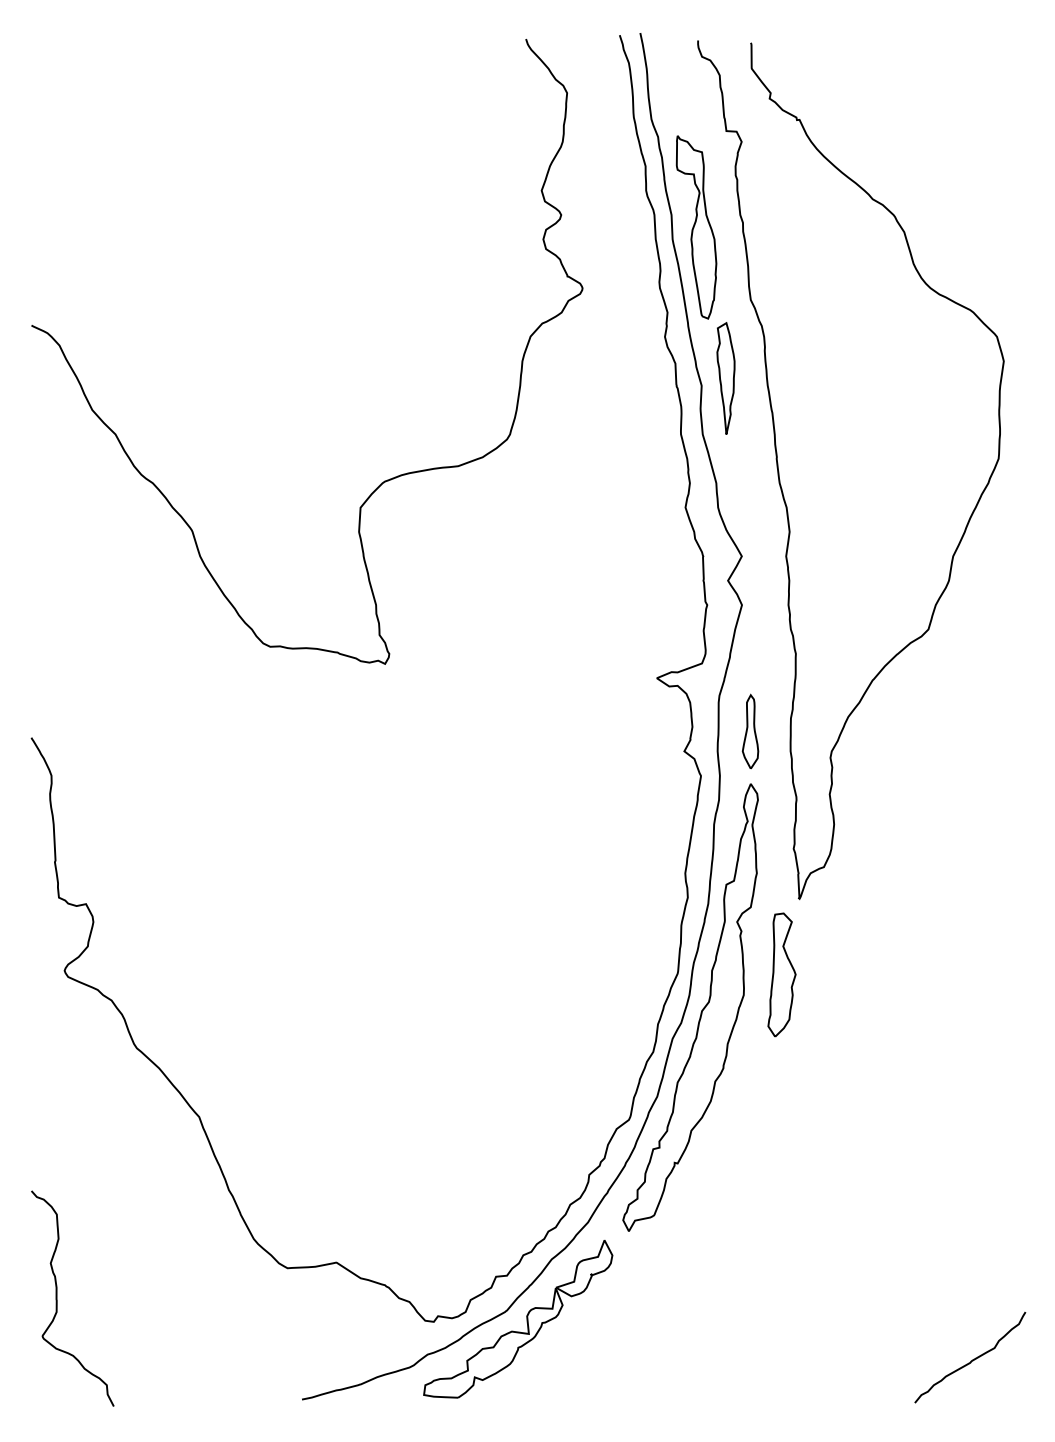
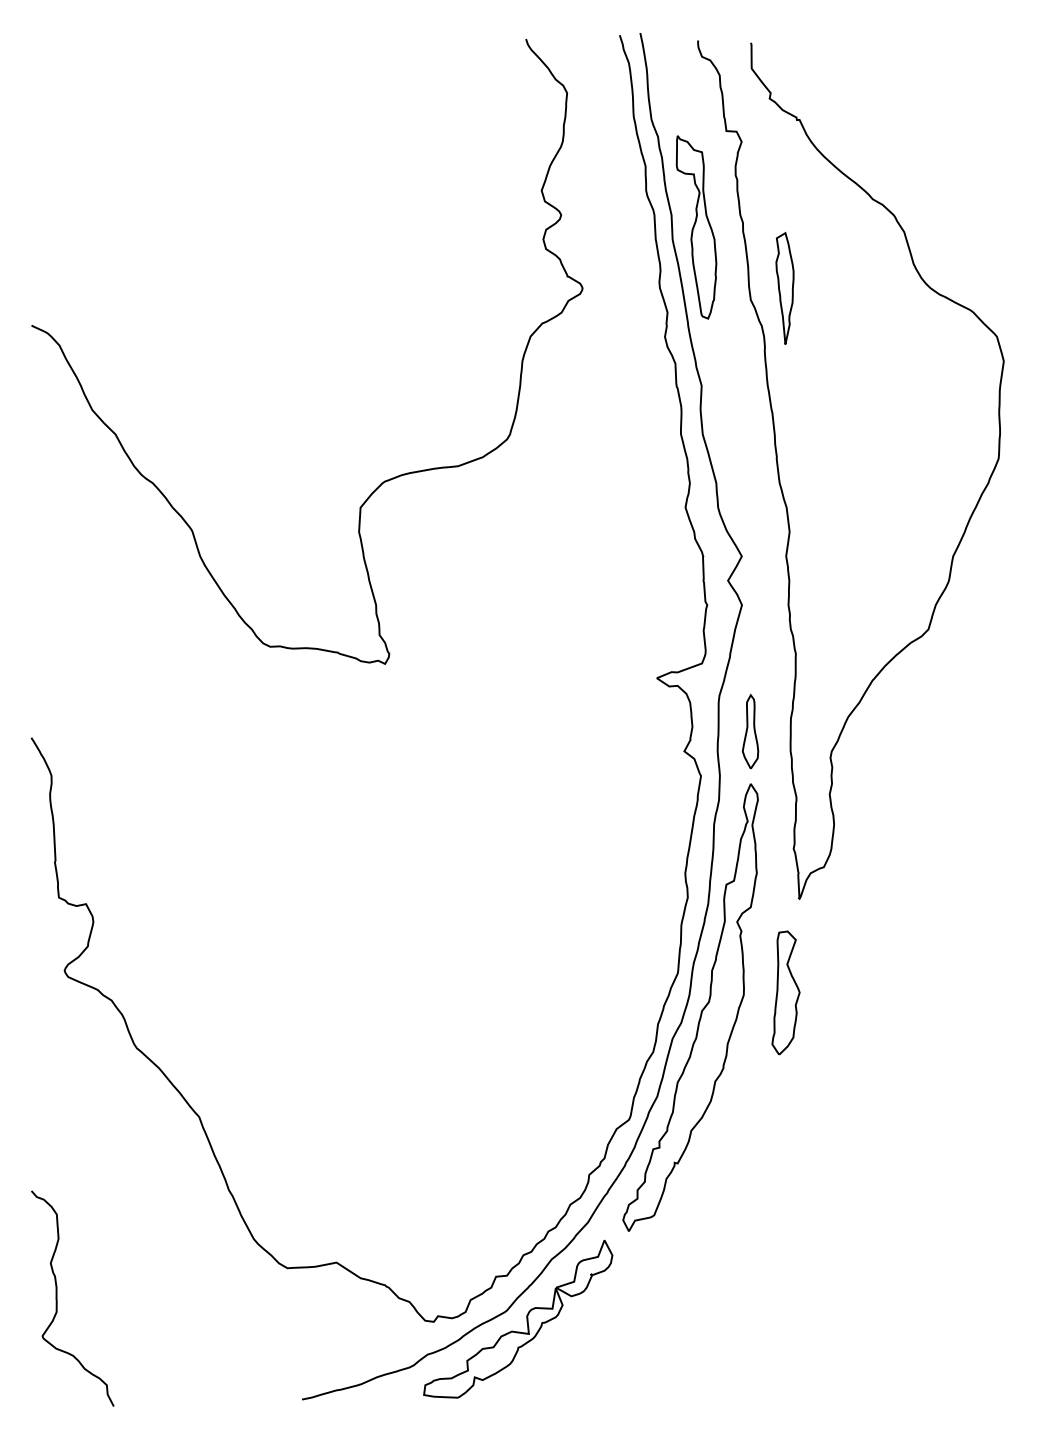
part position: (725, 378) -> (784, 288) (784, 288)
part position: (781, 974) -> (785, 992) (785, 992)
curve: present -> none (972, 1359)
